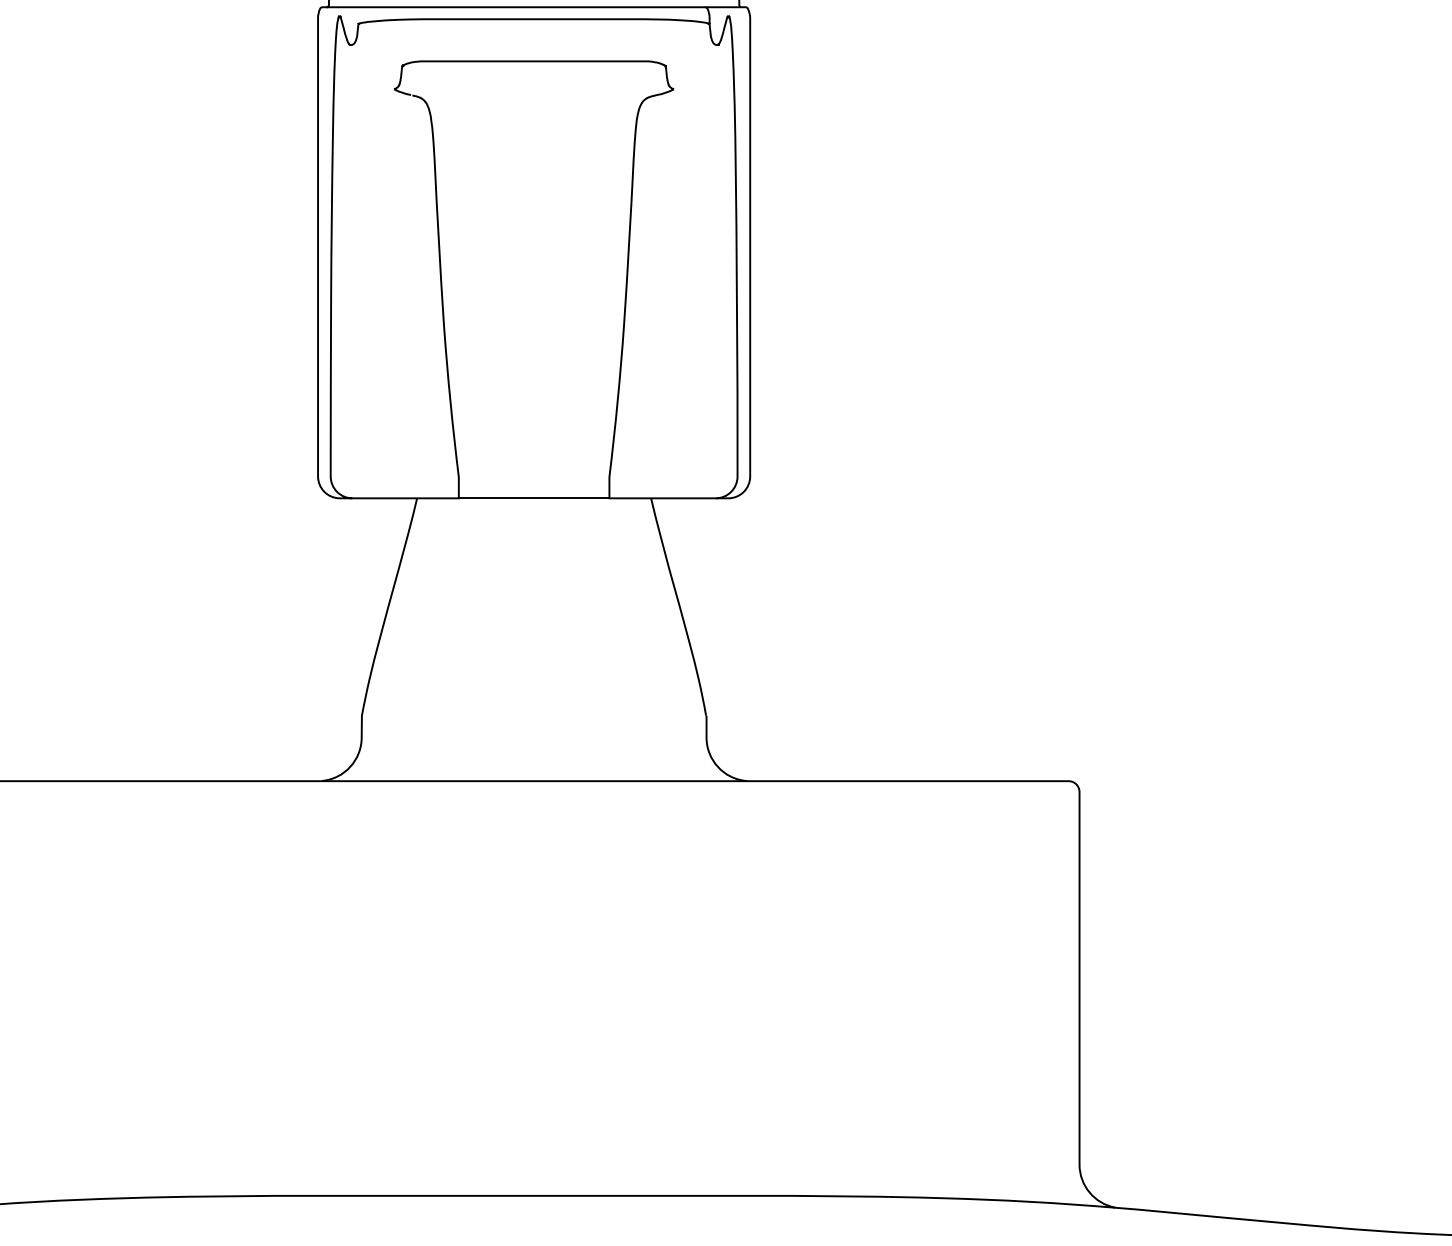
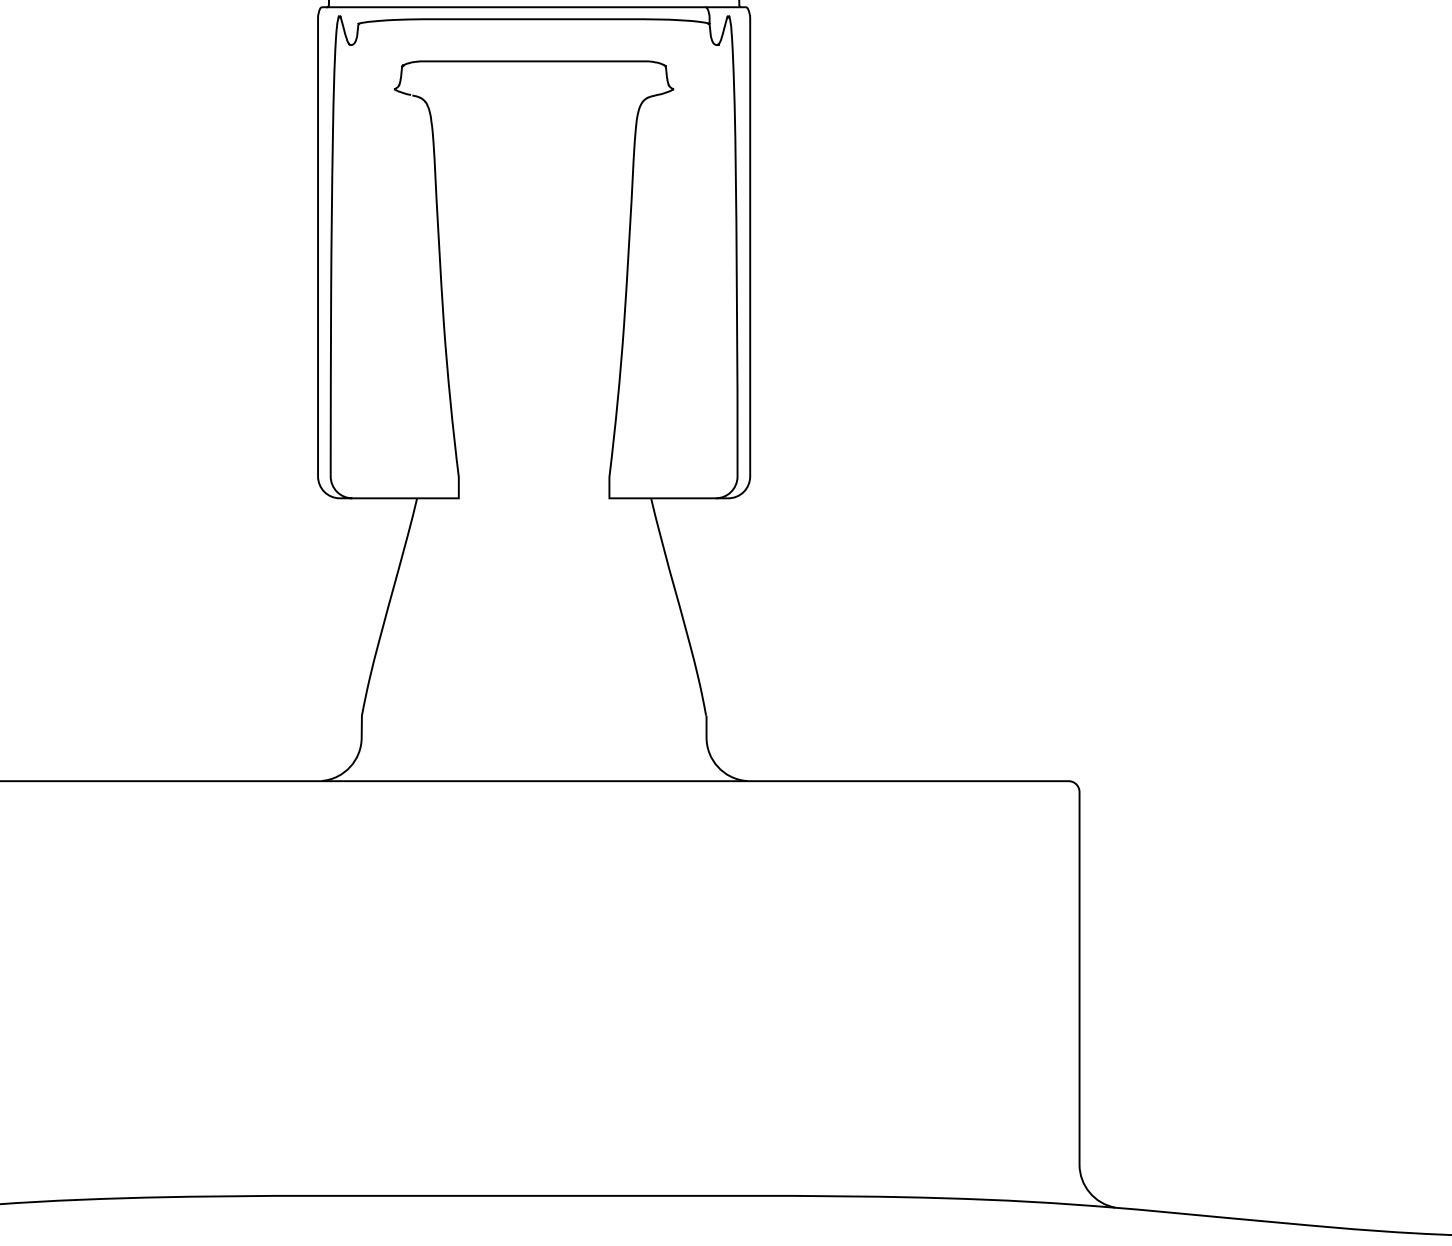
line: present -> none (533, 498)
